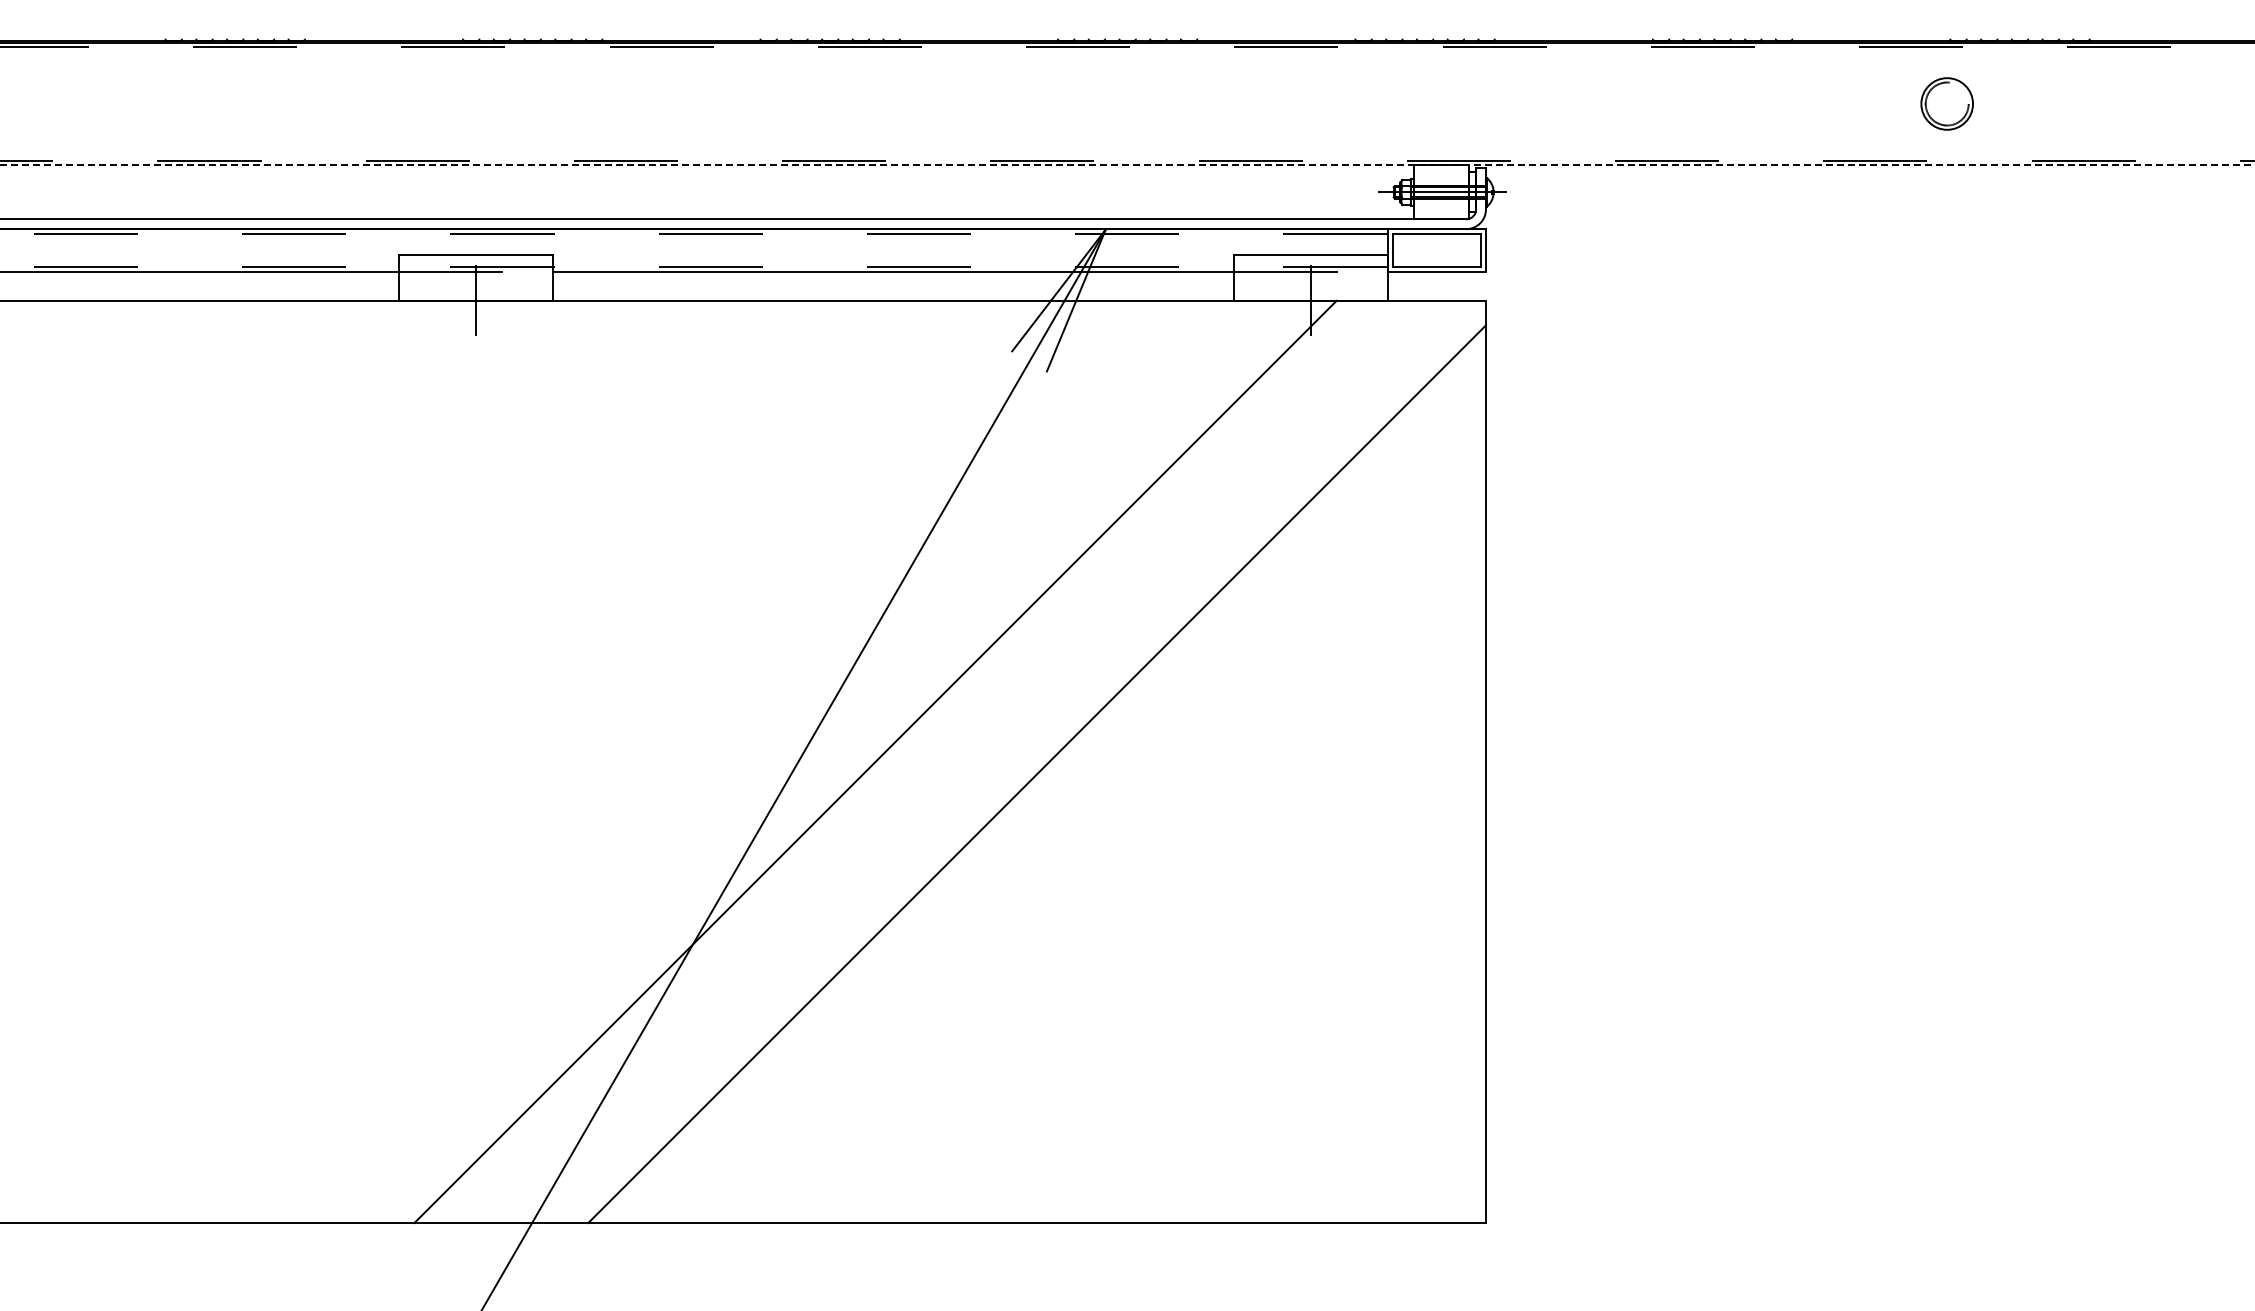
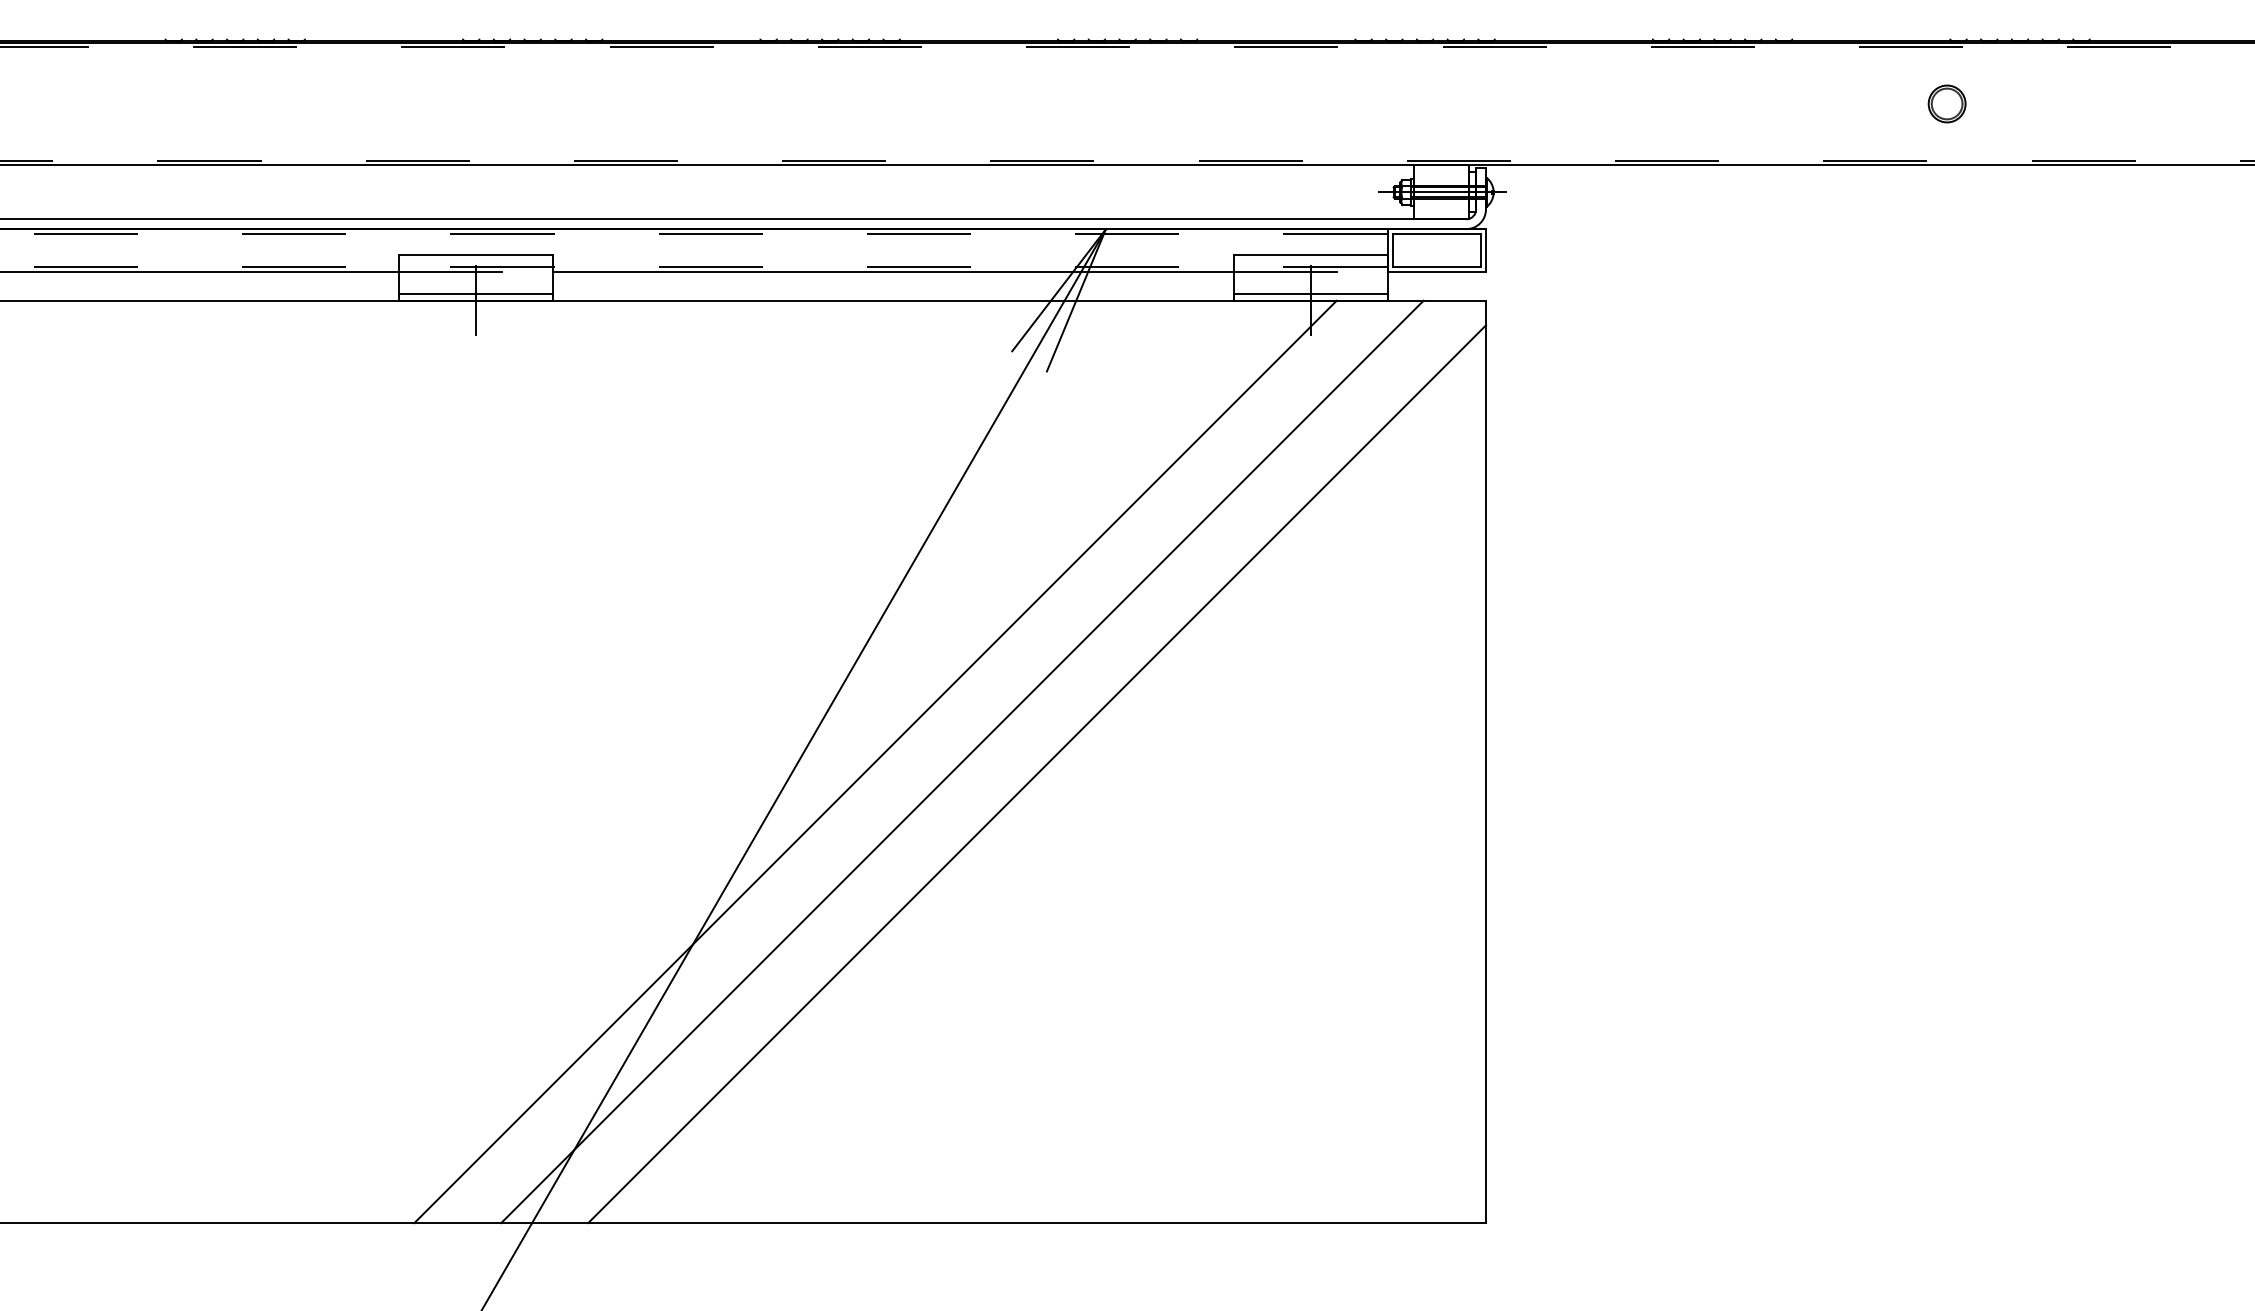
part size: 54x54 px -> 40x40 px (1946, 103)
line: dashed -> solid (1128, 165)
line: none -> present (475, 293)
line: none -> present (1310, 293)
line: none -> present (962, 761)
